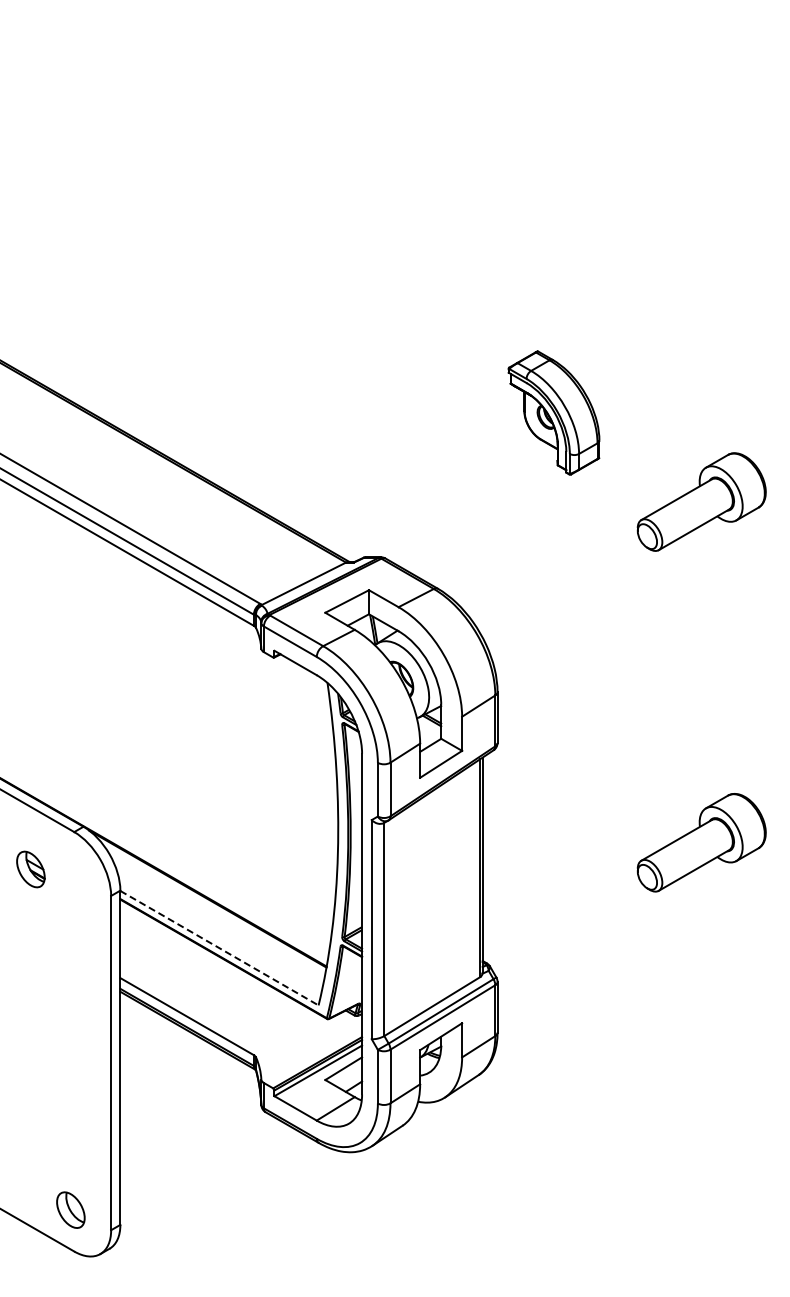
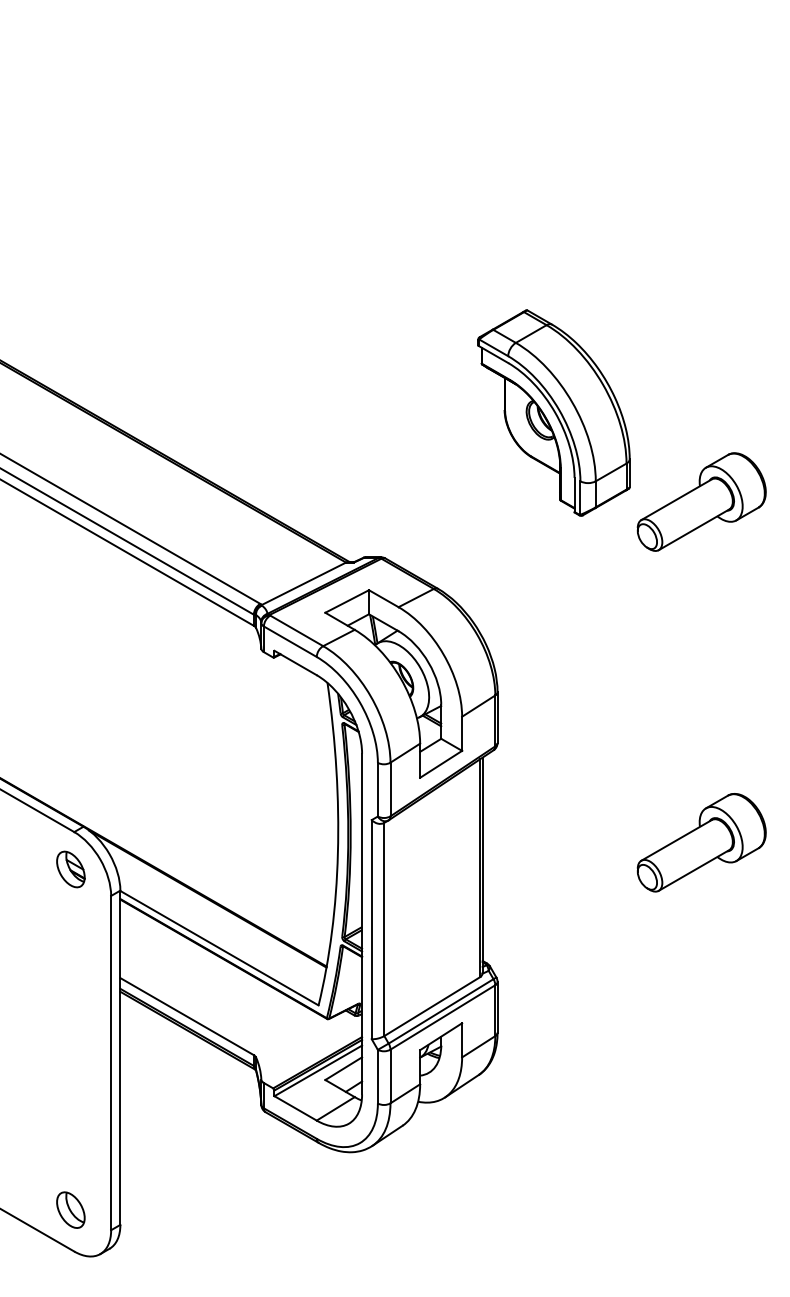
part size: 94x126 px -> 154x208 px (553, 412)
part position: (30, 869) -> (70, 869) (70, 869)
line: dashed -> solid (219, 948)
